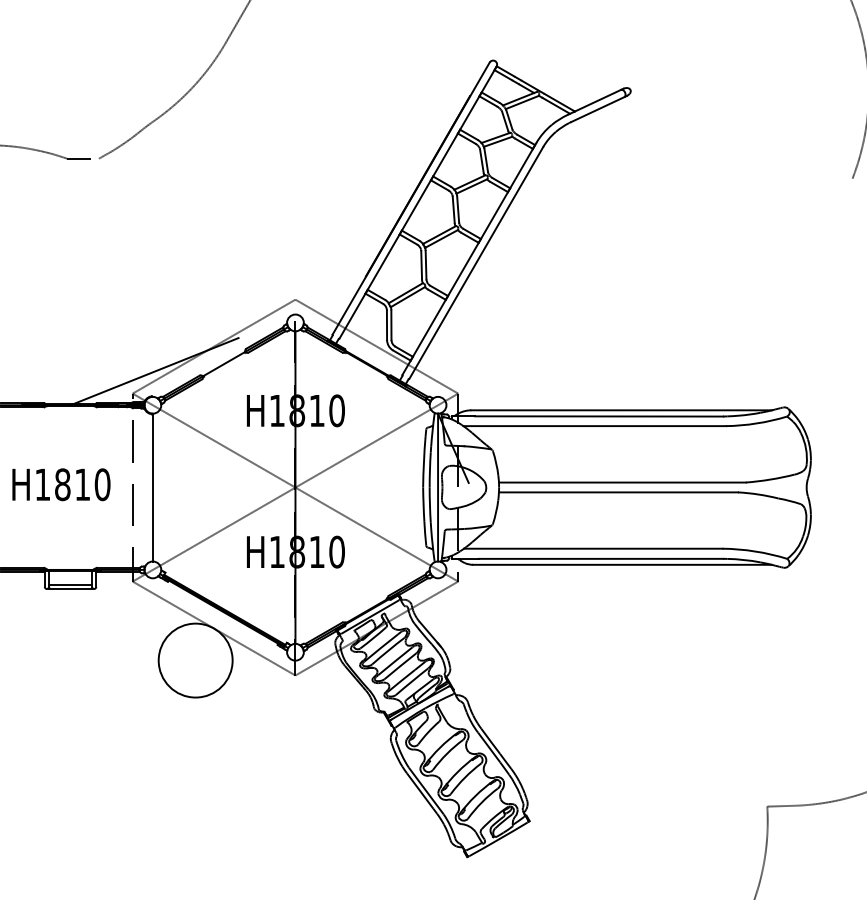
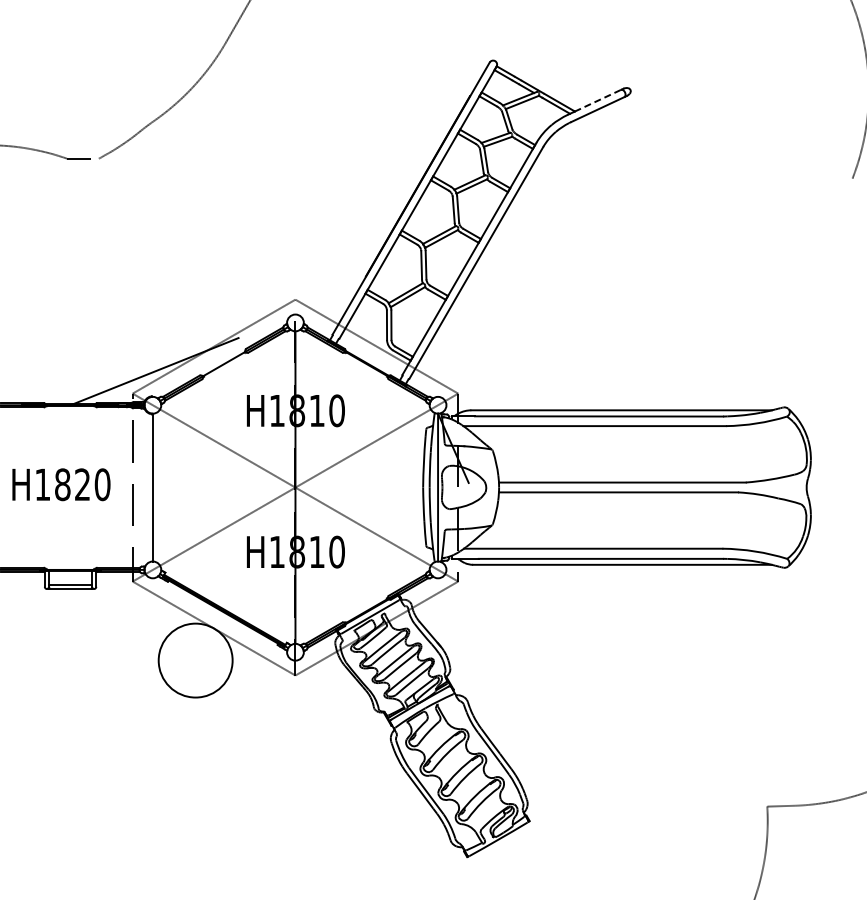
line: solid -> dashed (597, 100)
text: H1810 -> H1820 (82, 484)
